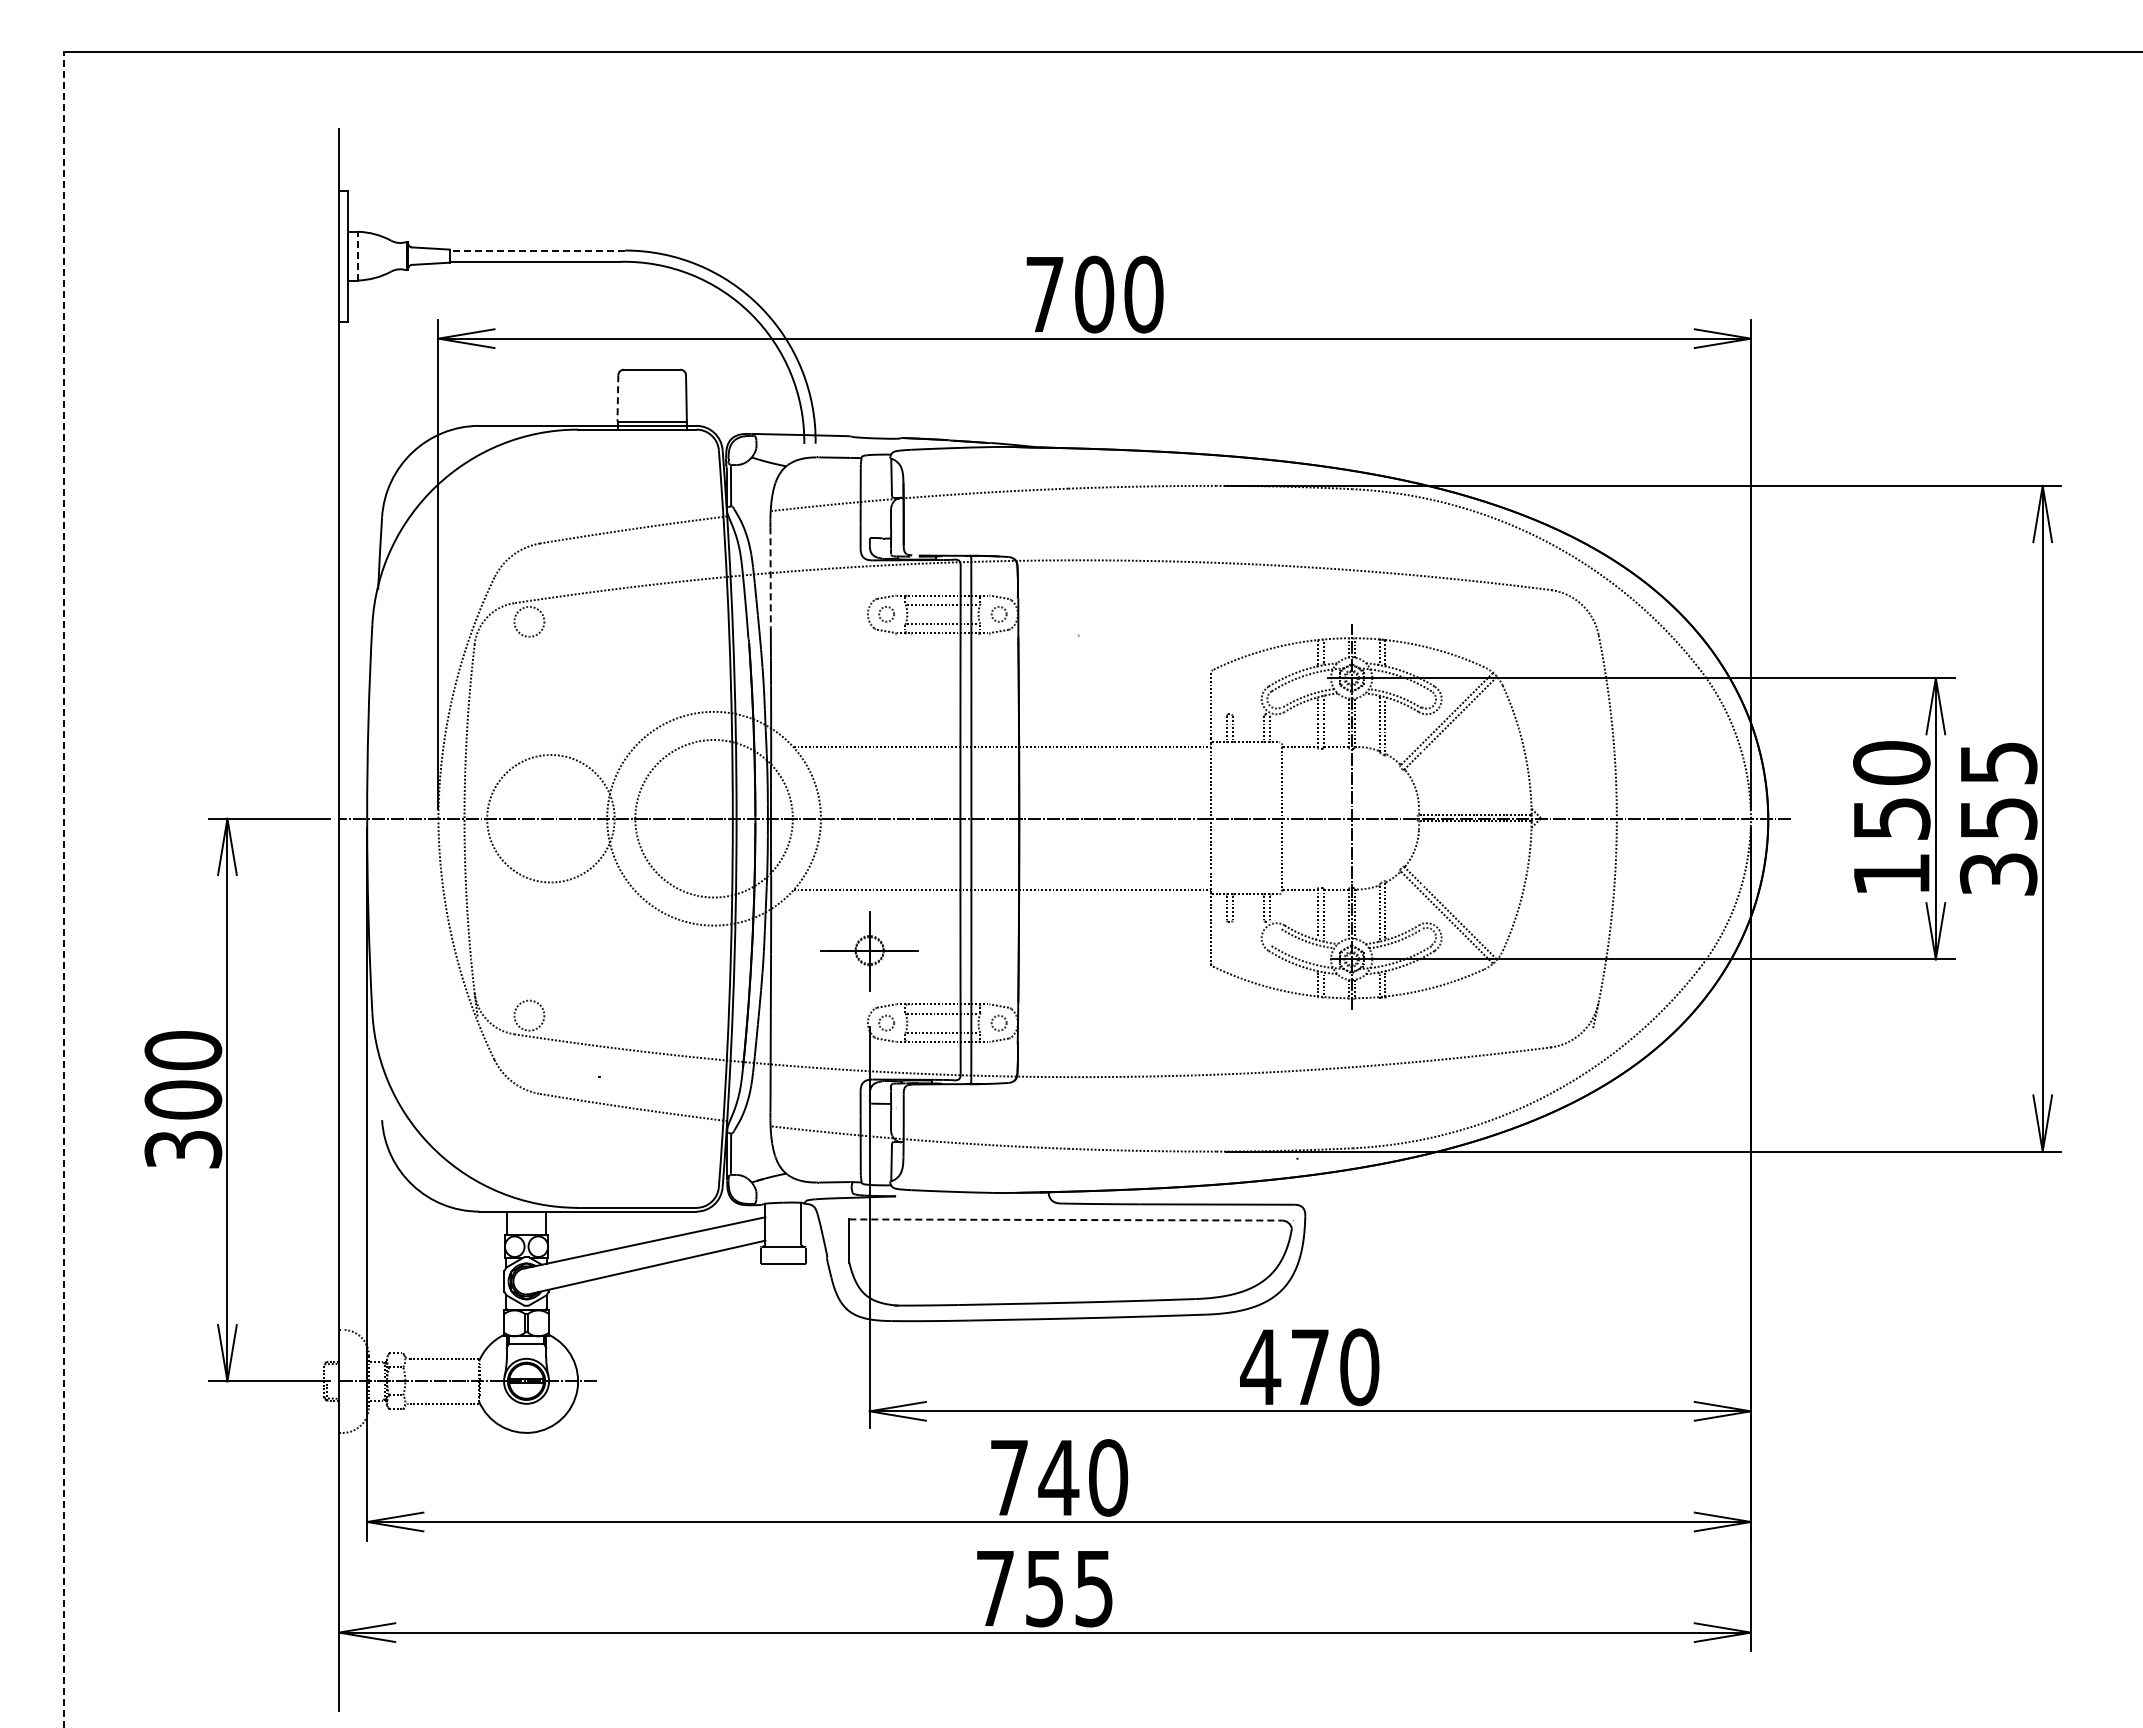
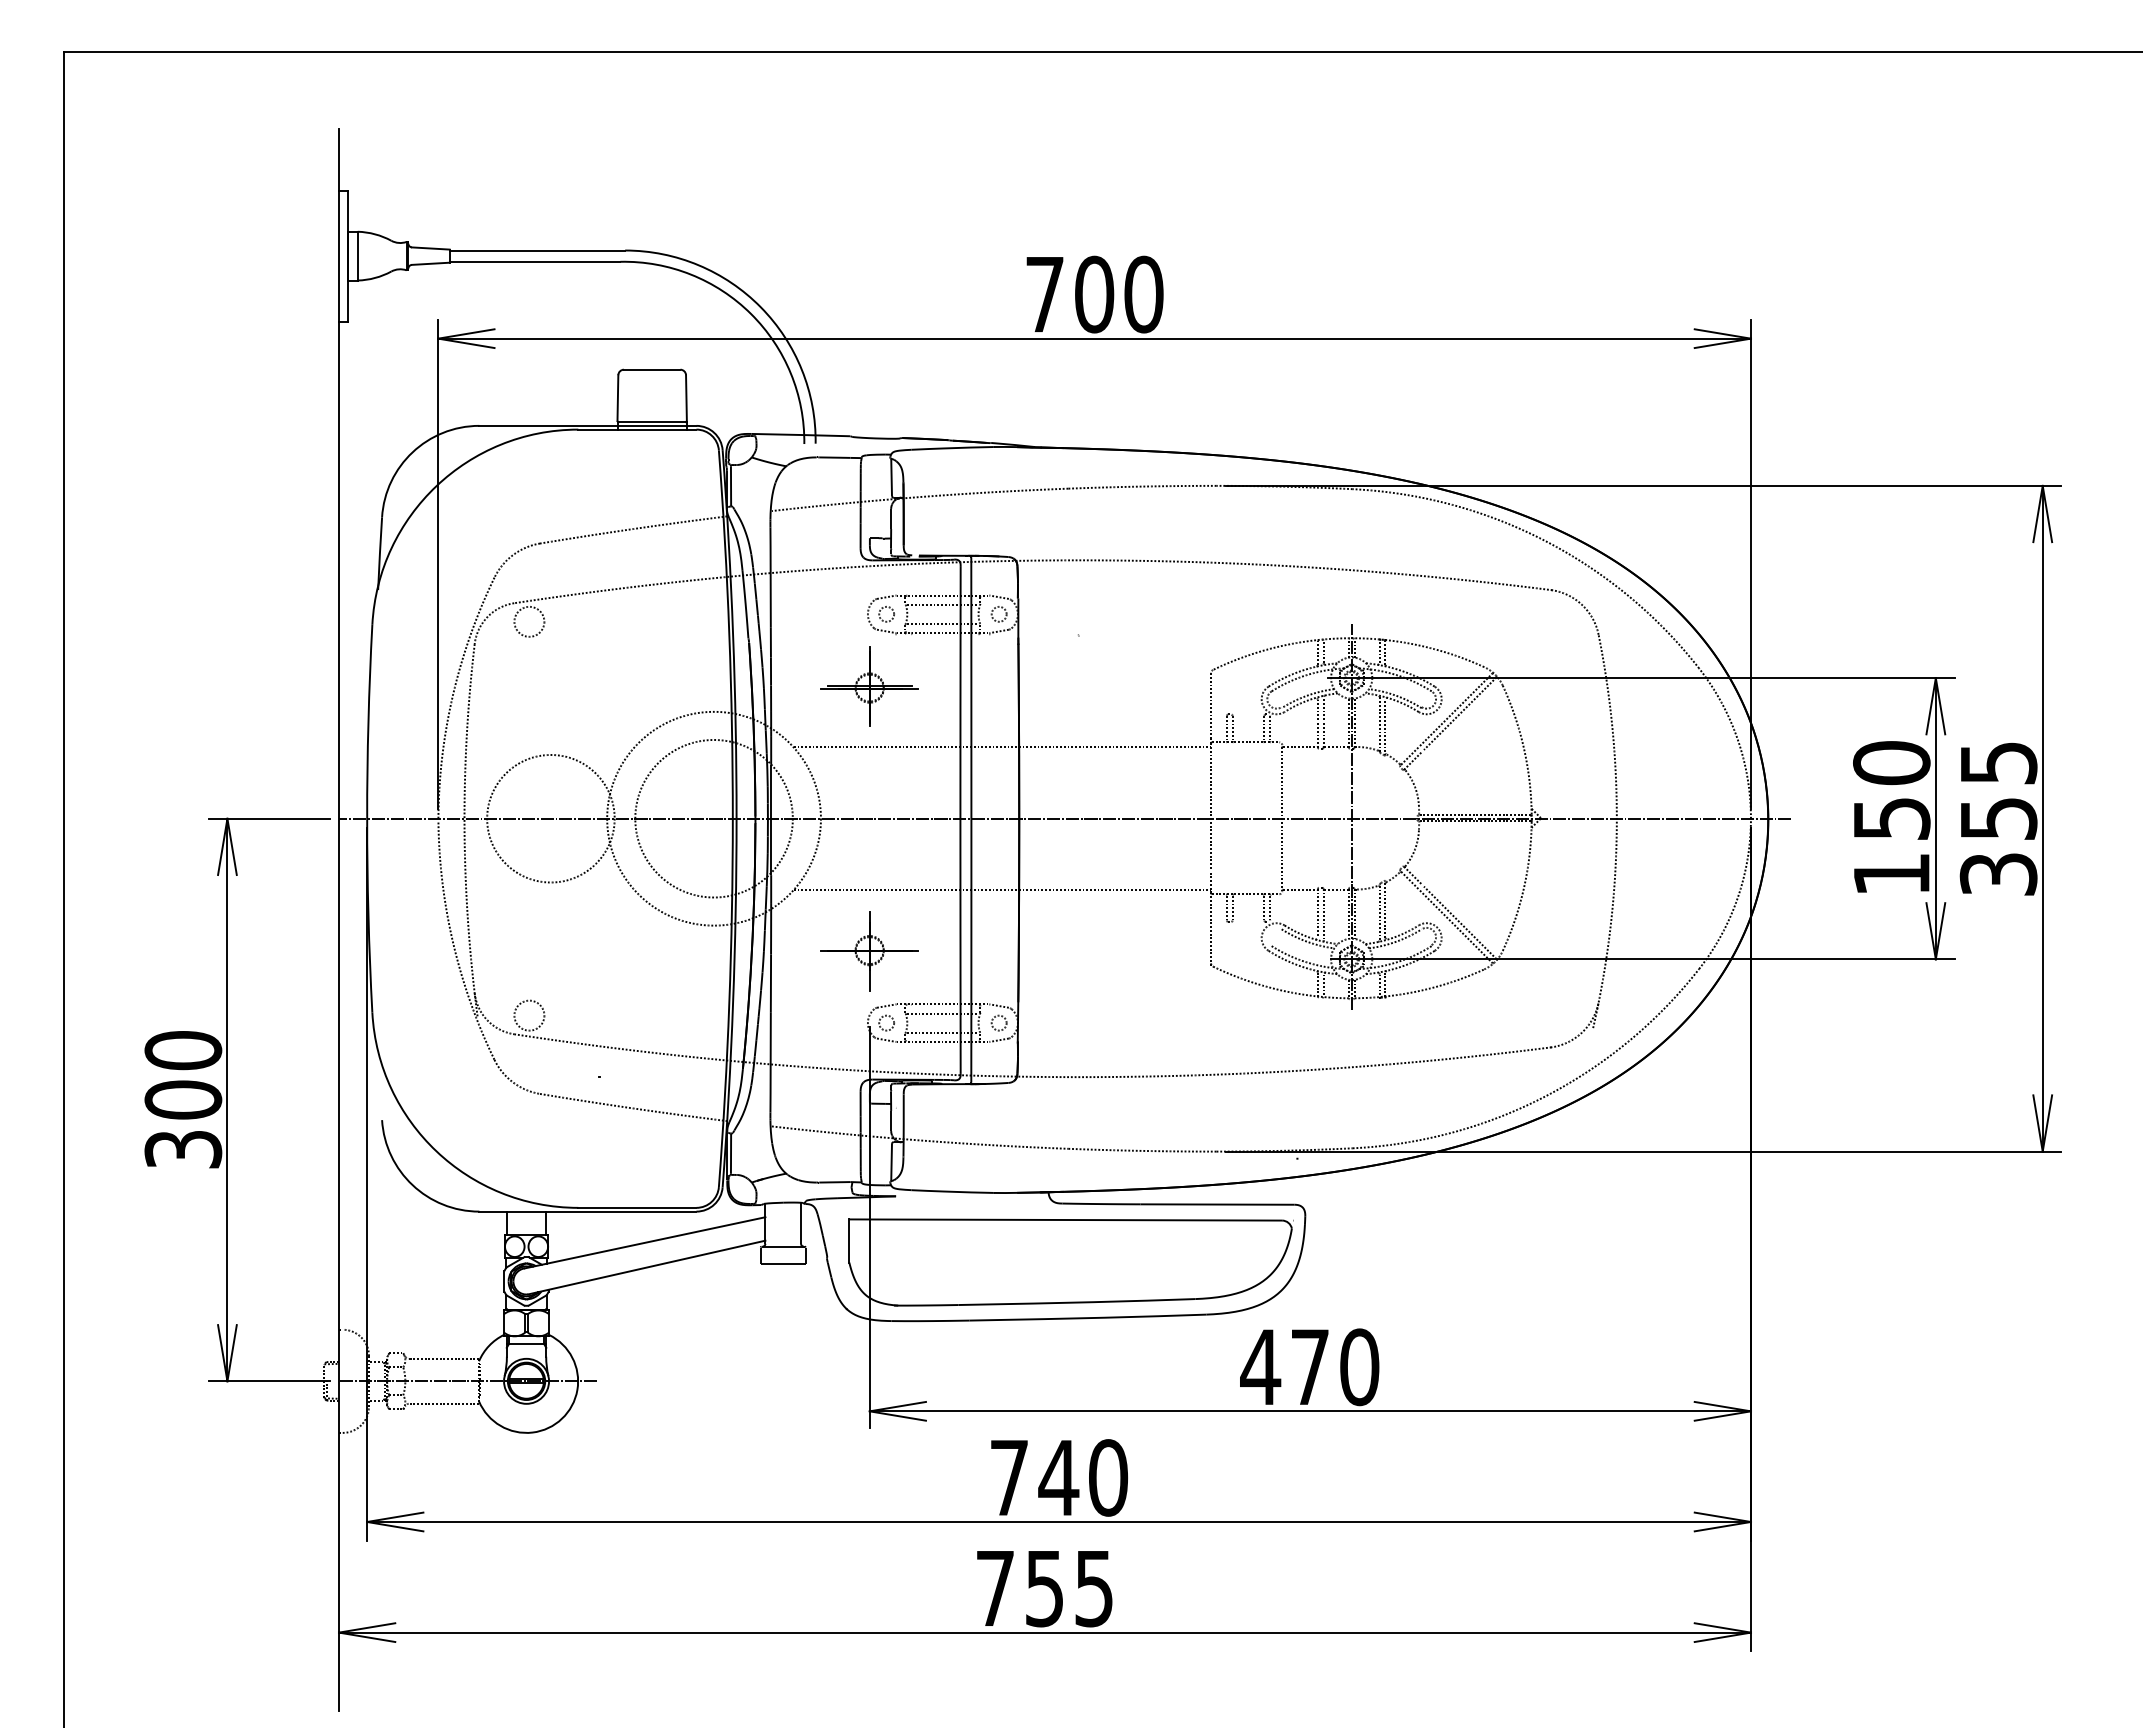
line: dashed -> solid (537, 250)
line: dashed -> solid (357, 255)
line: dashed -> solid (617, 398)
line: dashed -> solid (770, 575)
part: none -> present (869, 686)
line: dashed -> solid (64, 889)
line: dashed -> solid (1066, 1220)
